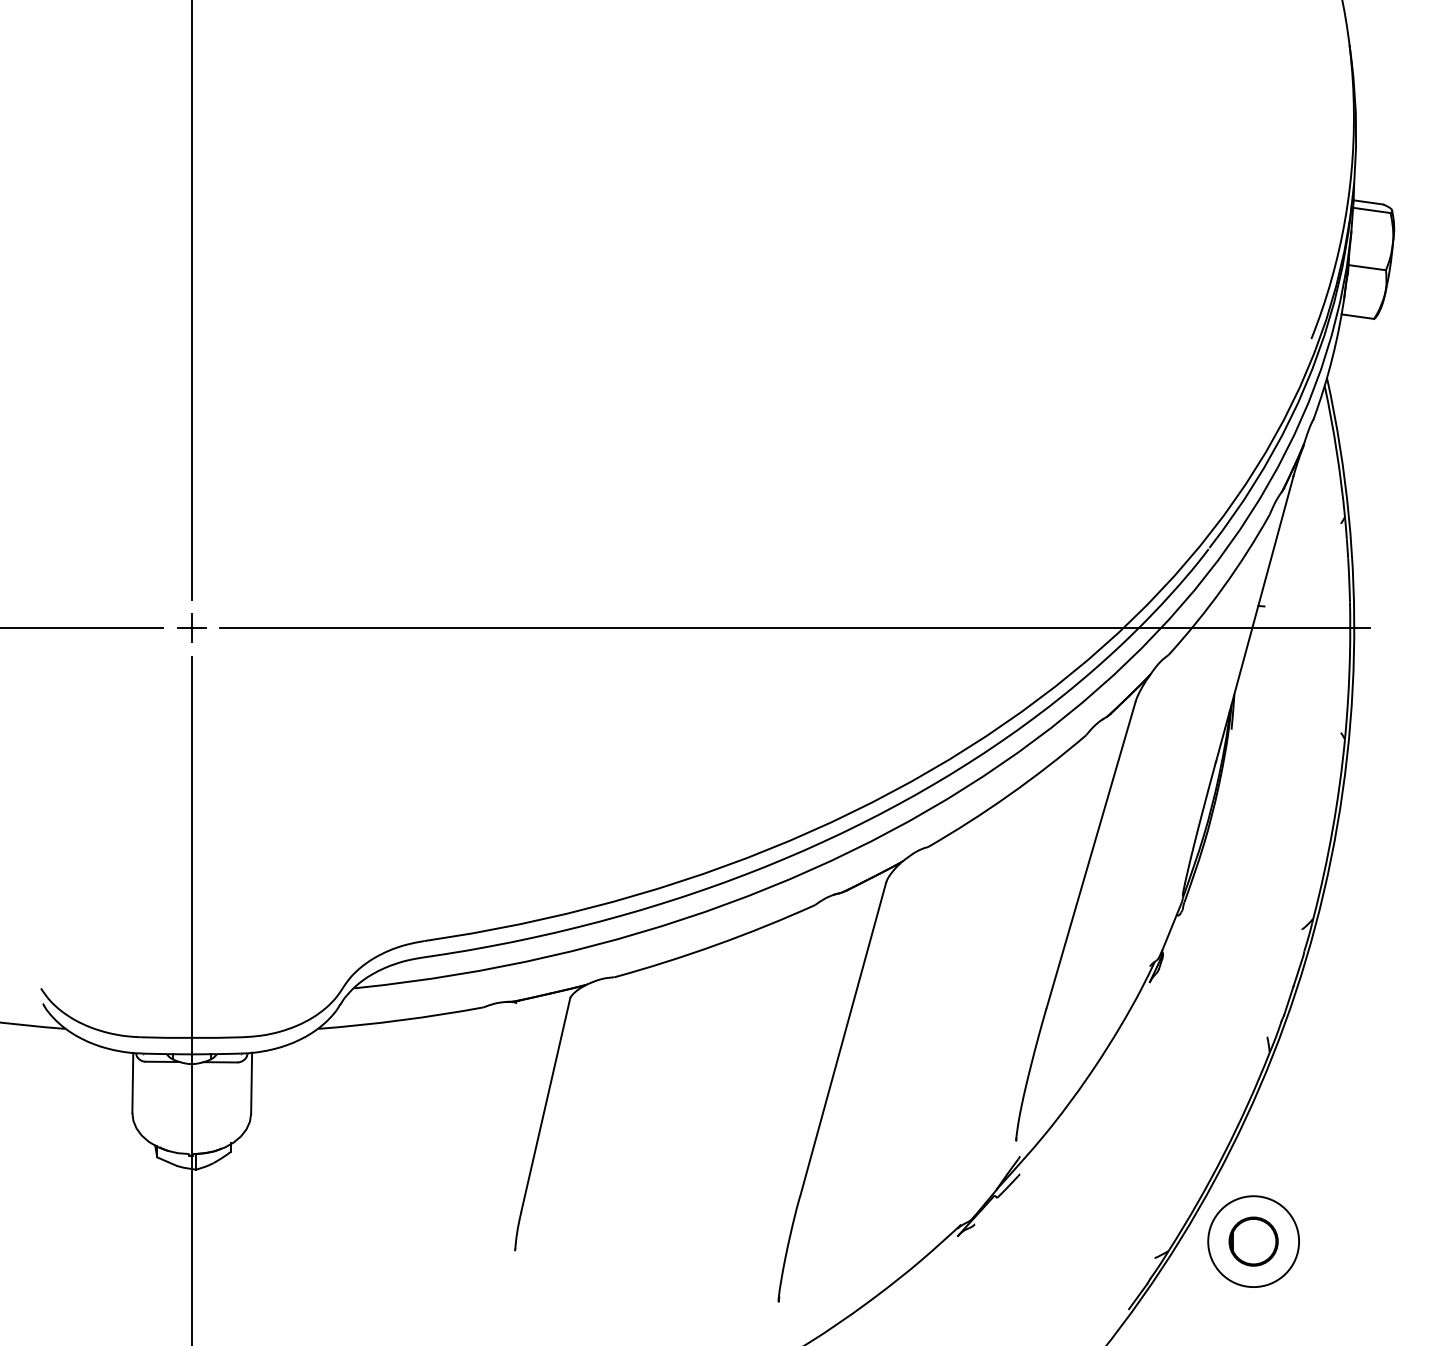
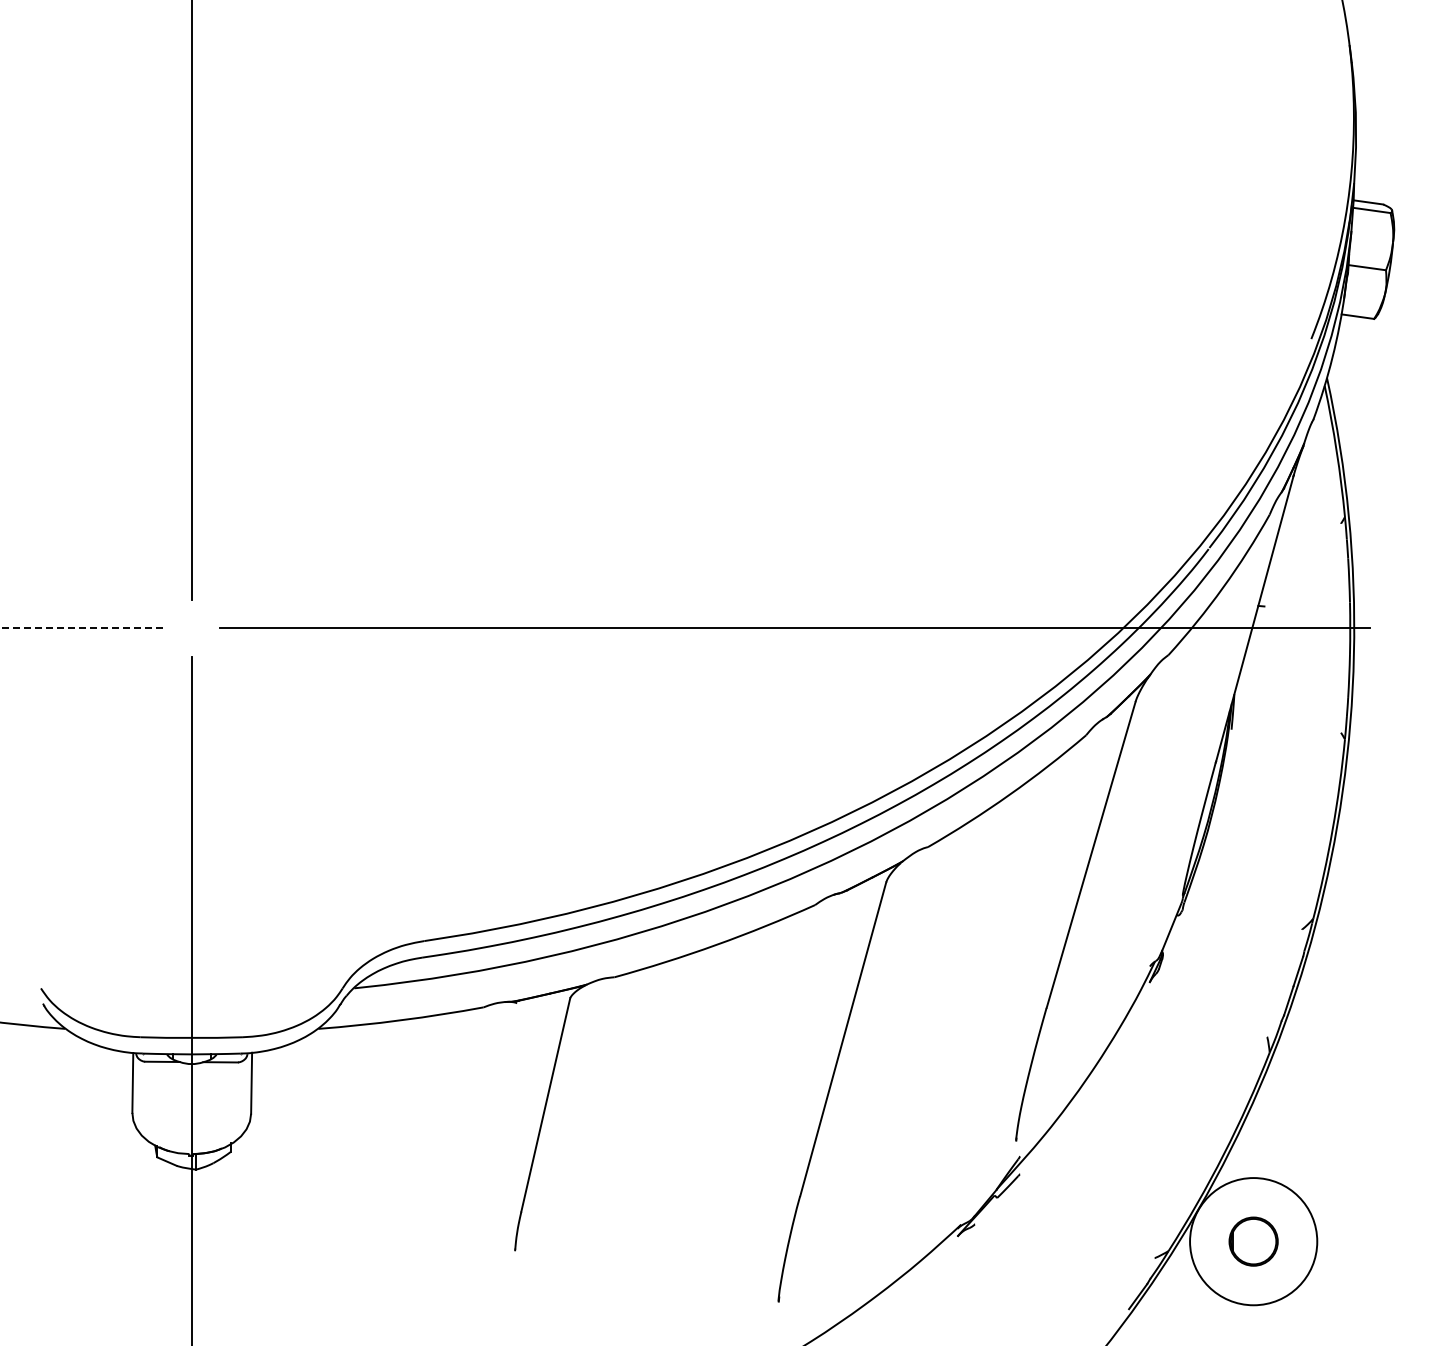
part: present -> none (191, 627)
line: solid -> dashed (81, 628)
circle diameter: 91 px -> 127 px (1253, 1241)
